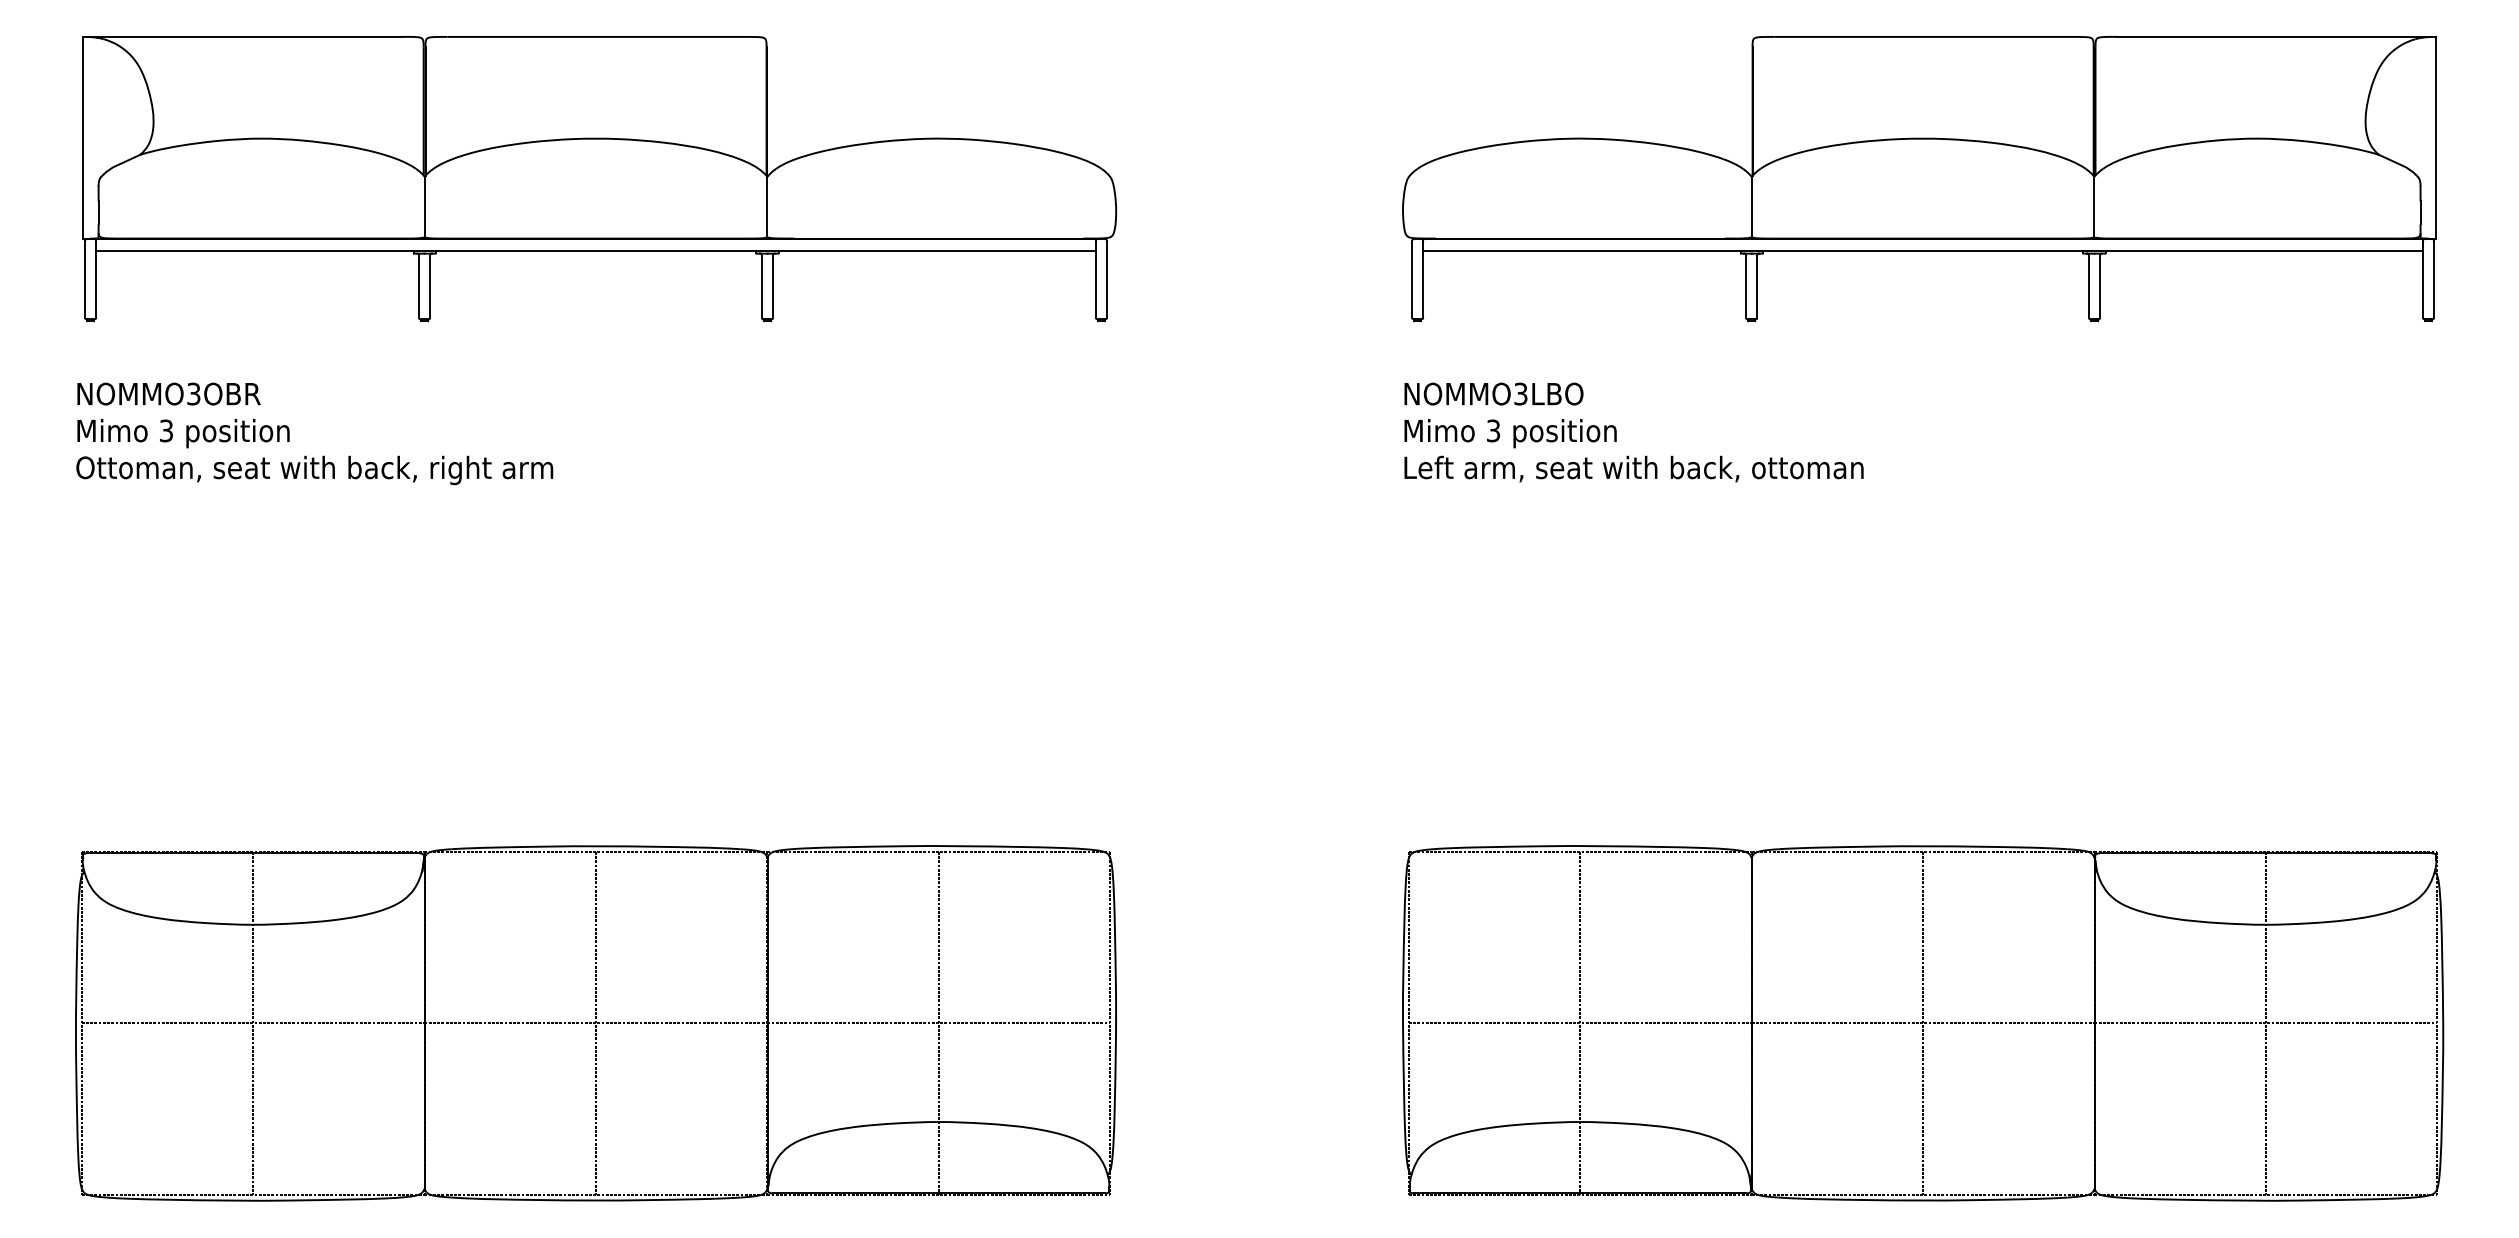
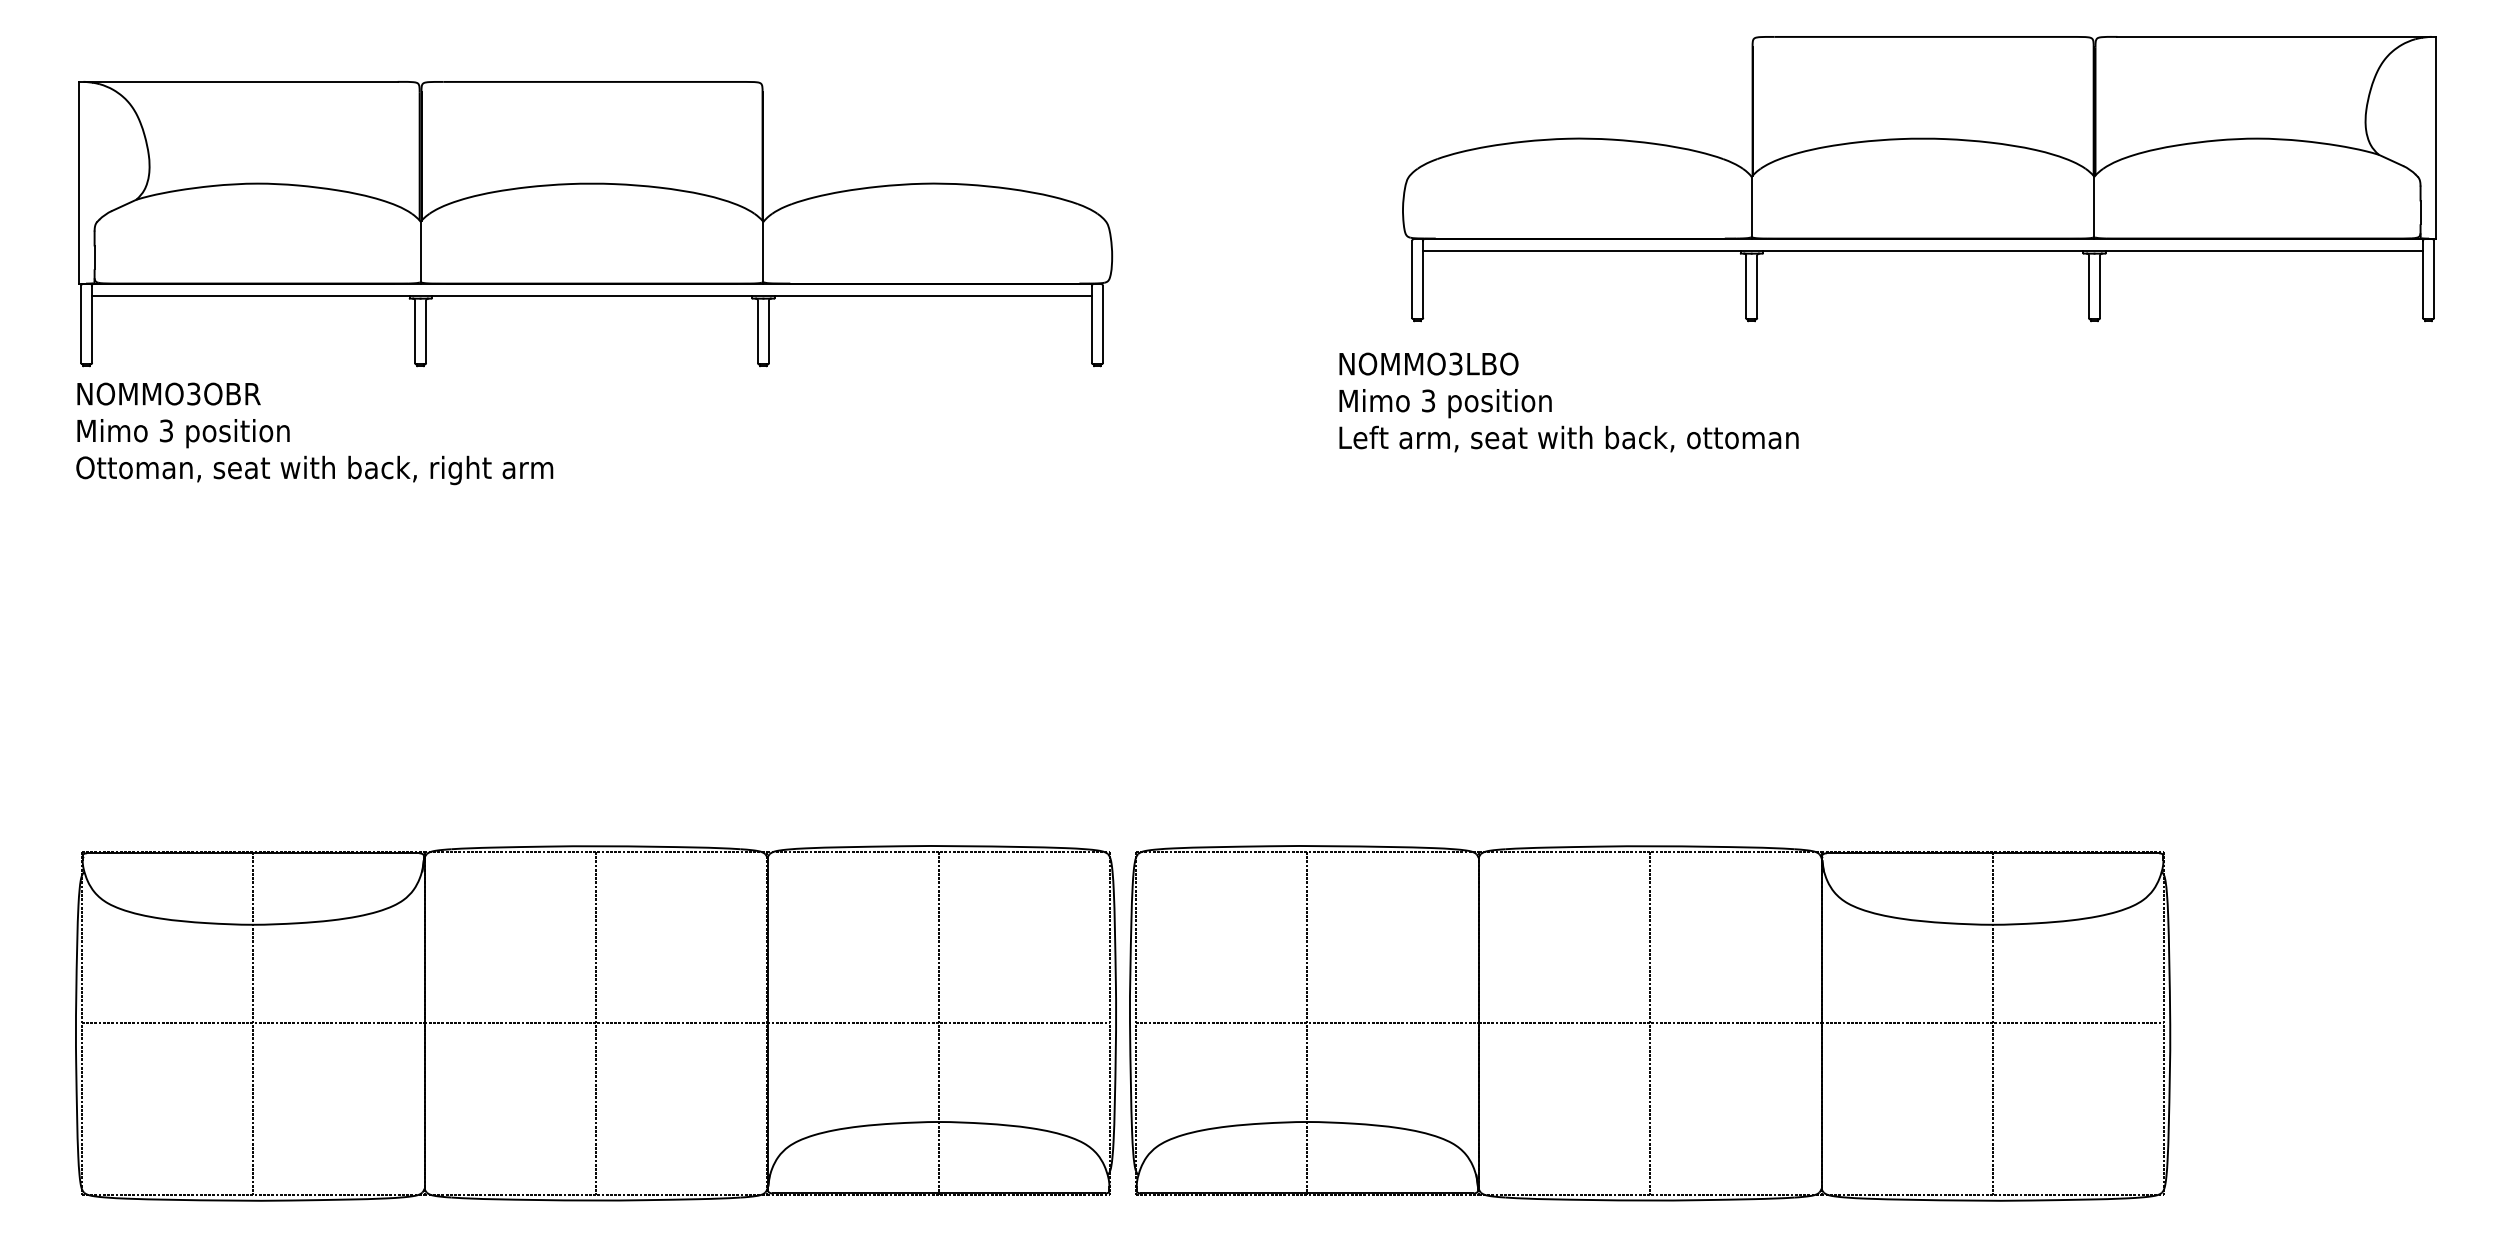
part position: (599, 179) -> (595, 224) (595, 224)
text position: (1633, 432) -> (1568, 402) (1568, 402)
part position: (1923, 1023) -> (1650, 1023) (1650, 1023)
